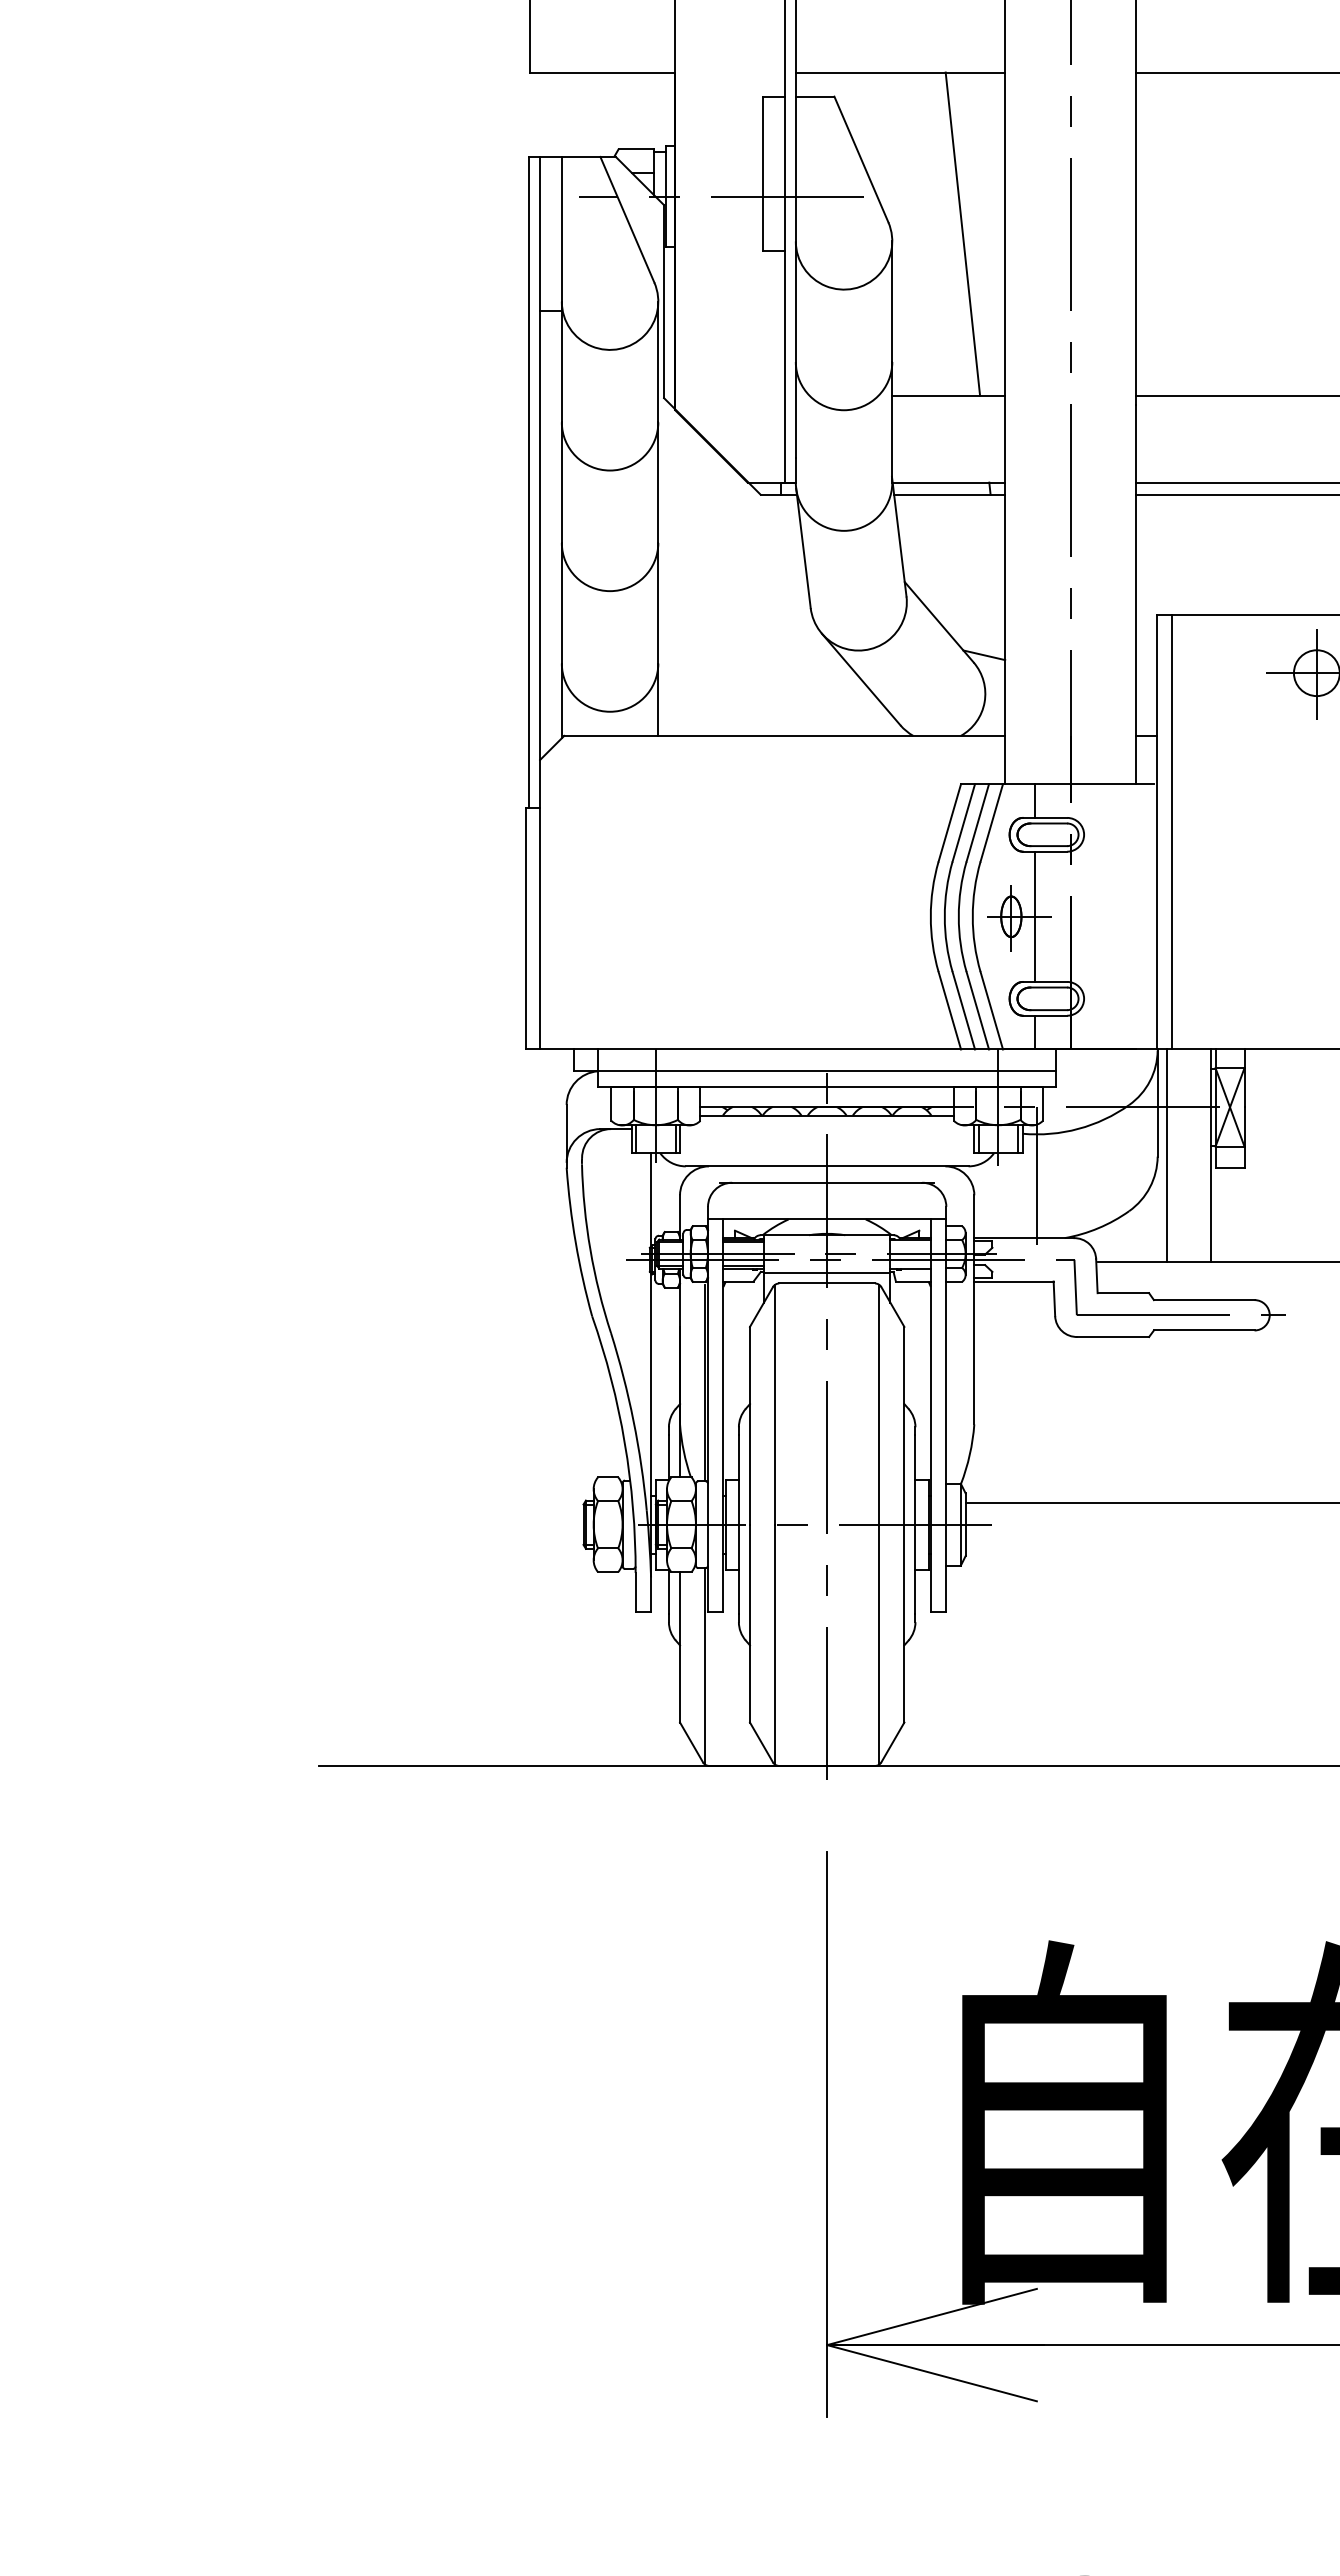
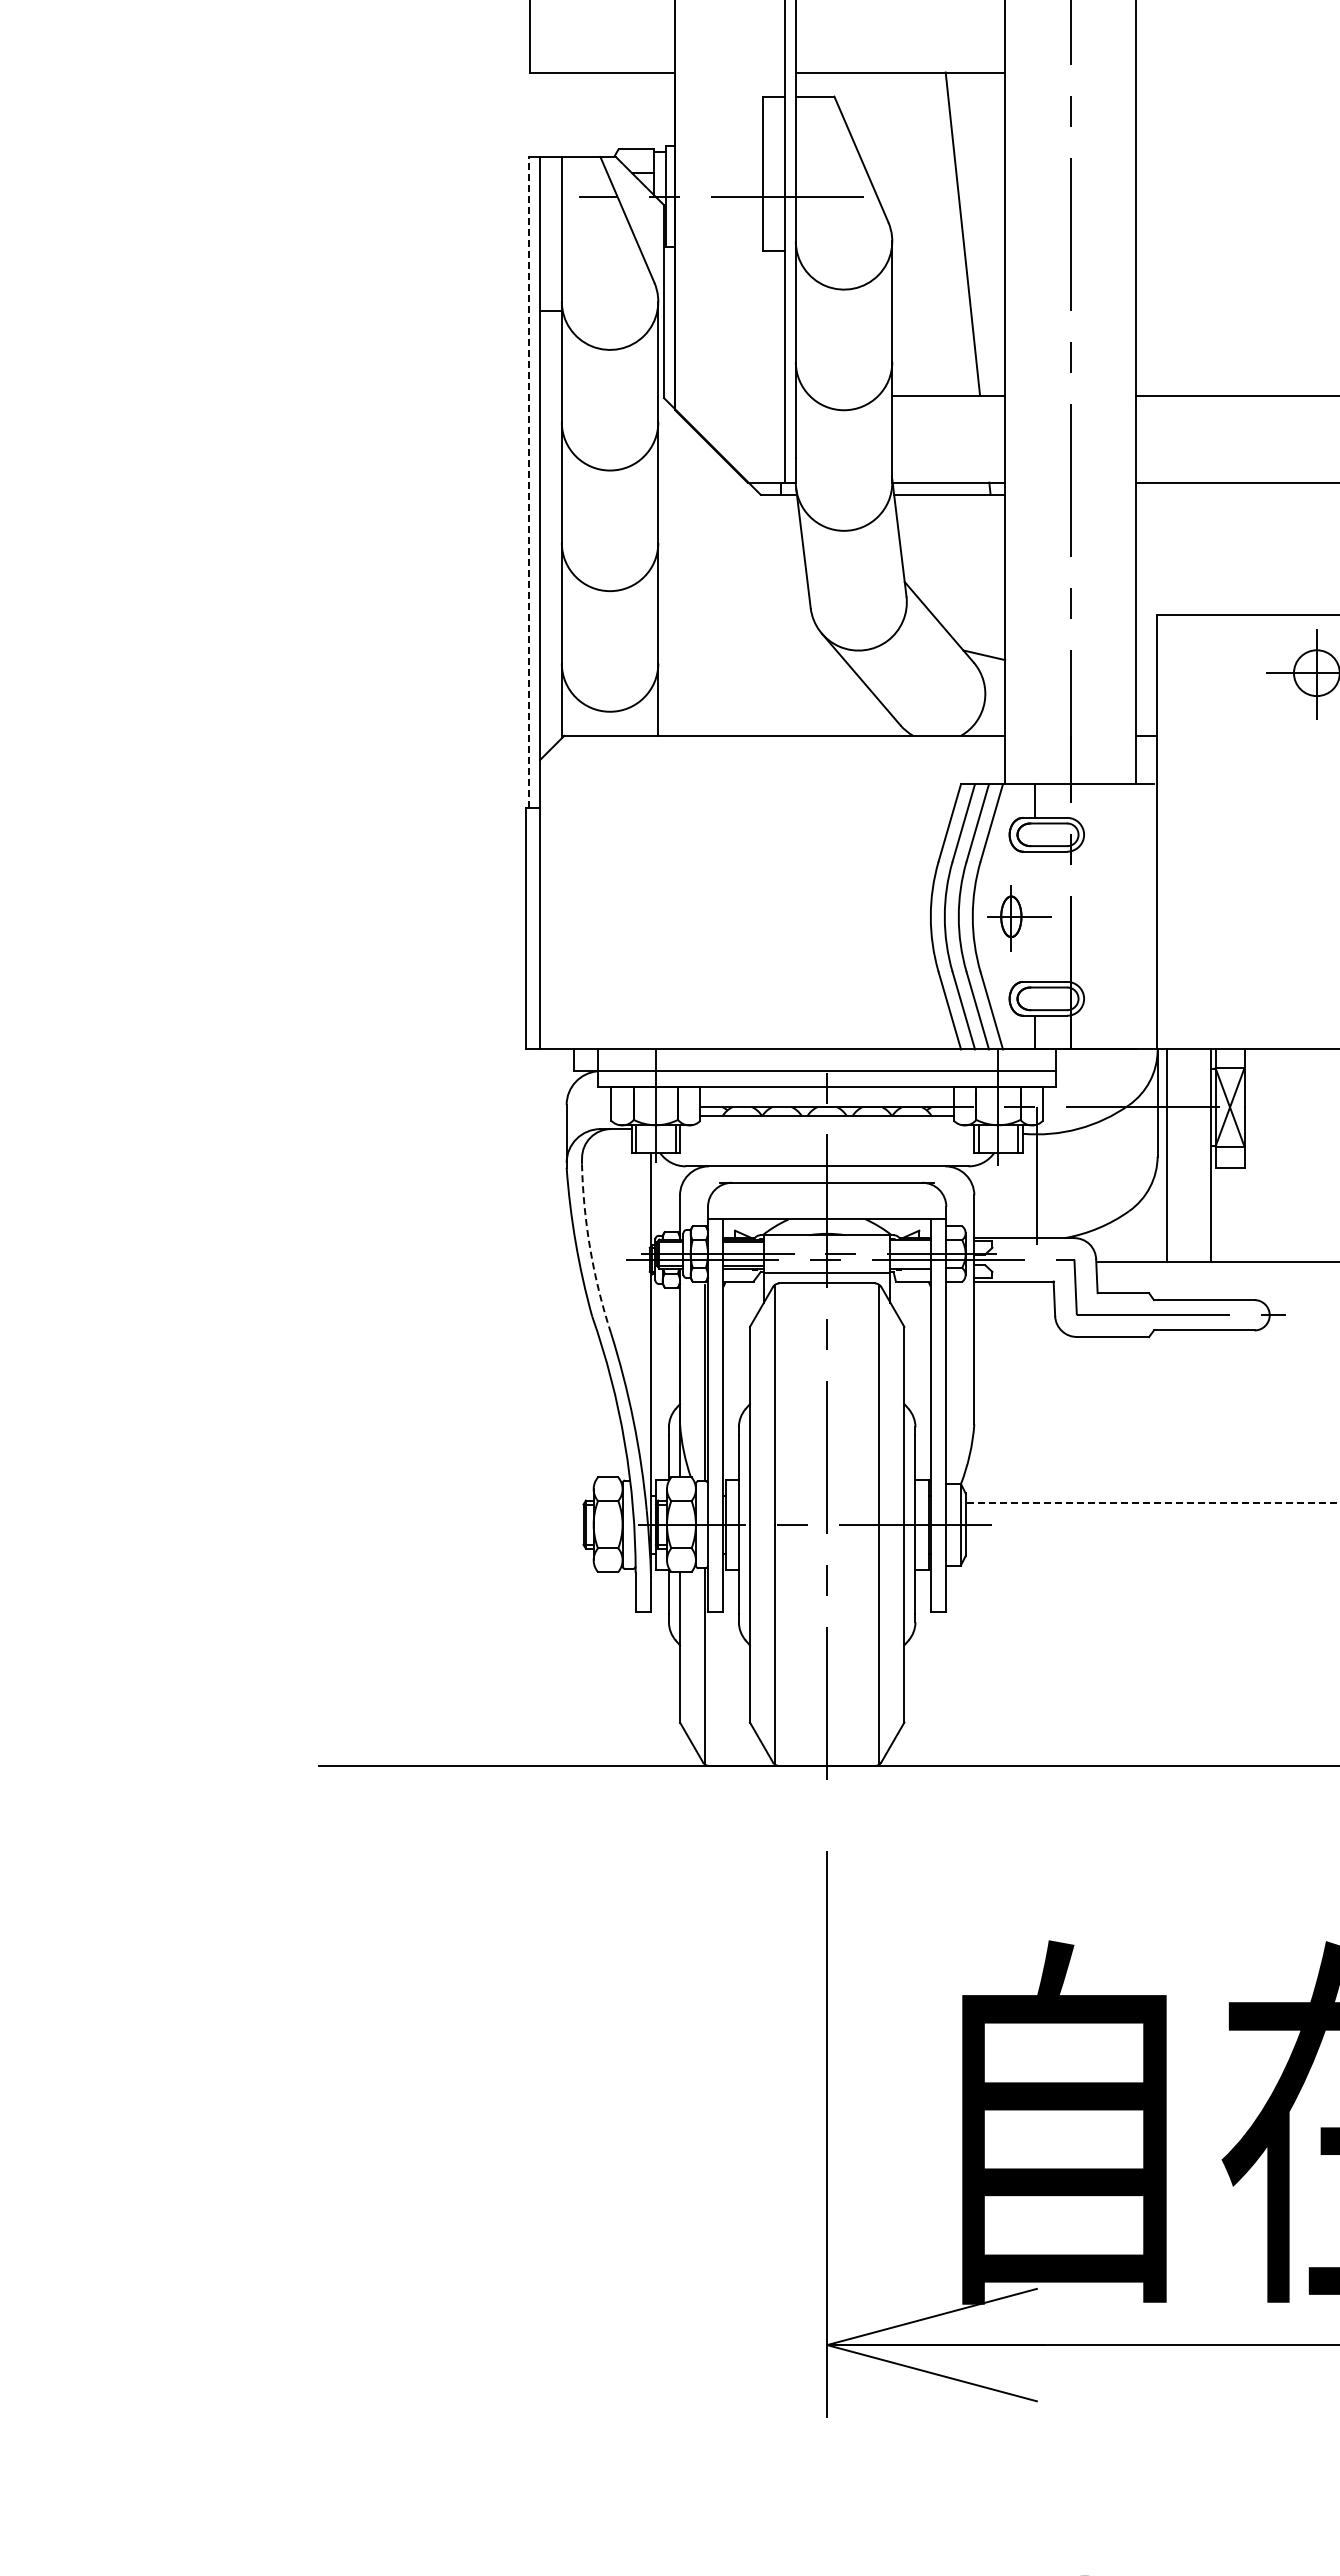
line: present -> none (1236, 72)
line: solid -> dashed (529, 482)
line: present -> none (1236, 494)
line: present -> none (1172, 832)
line: present -> none (1035, 916)
arc: solid -> dashed (590, 1249)
line: solid -> dashed (1152, 1503)
